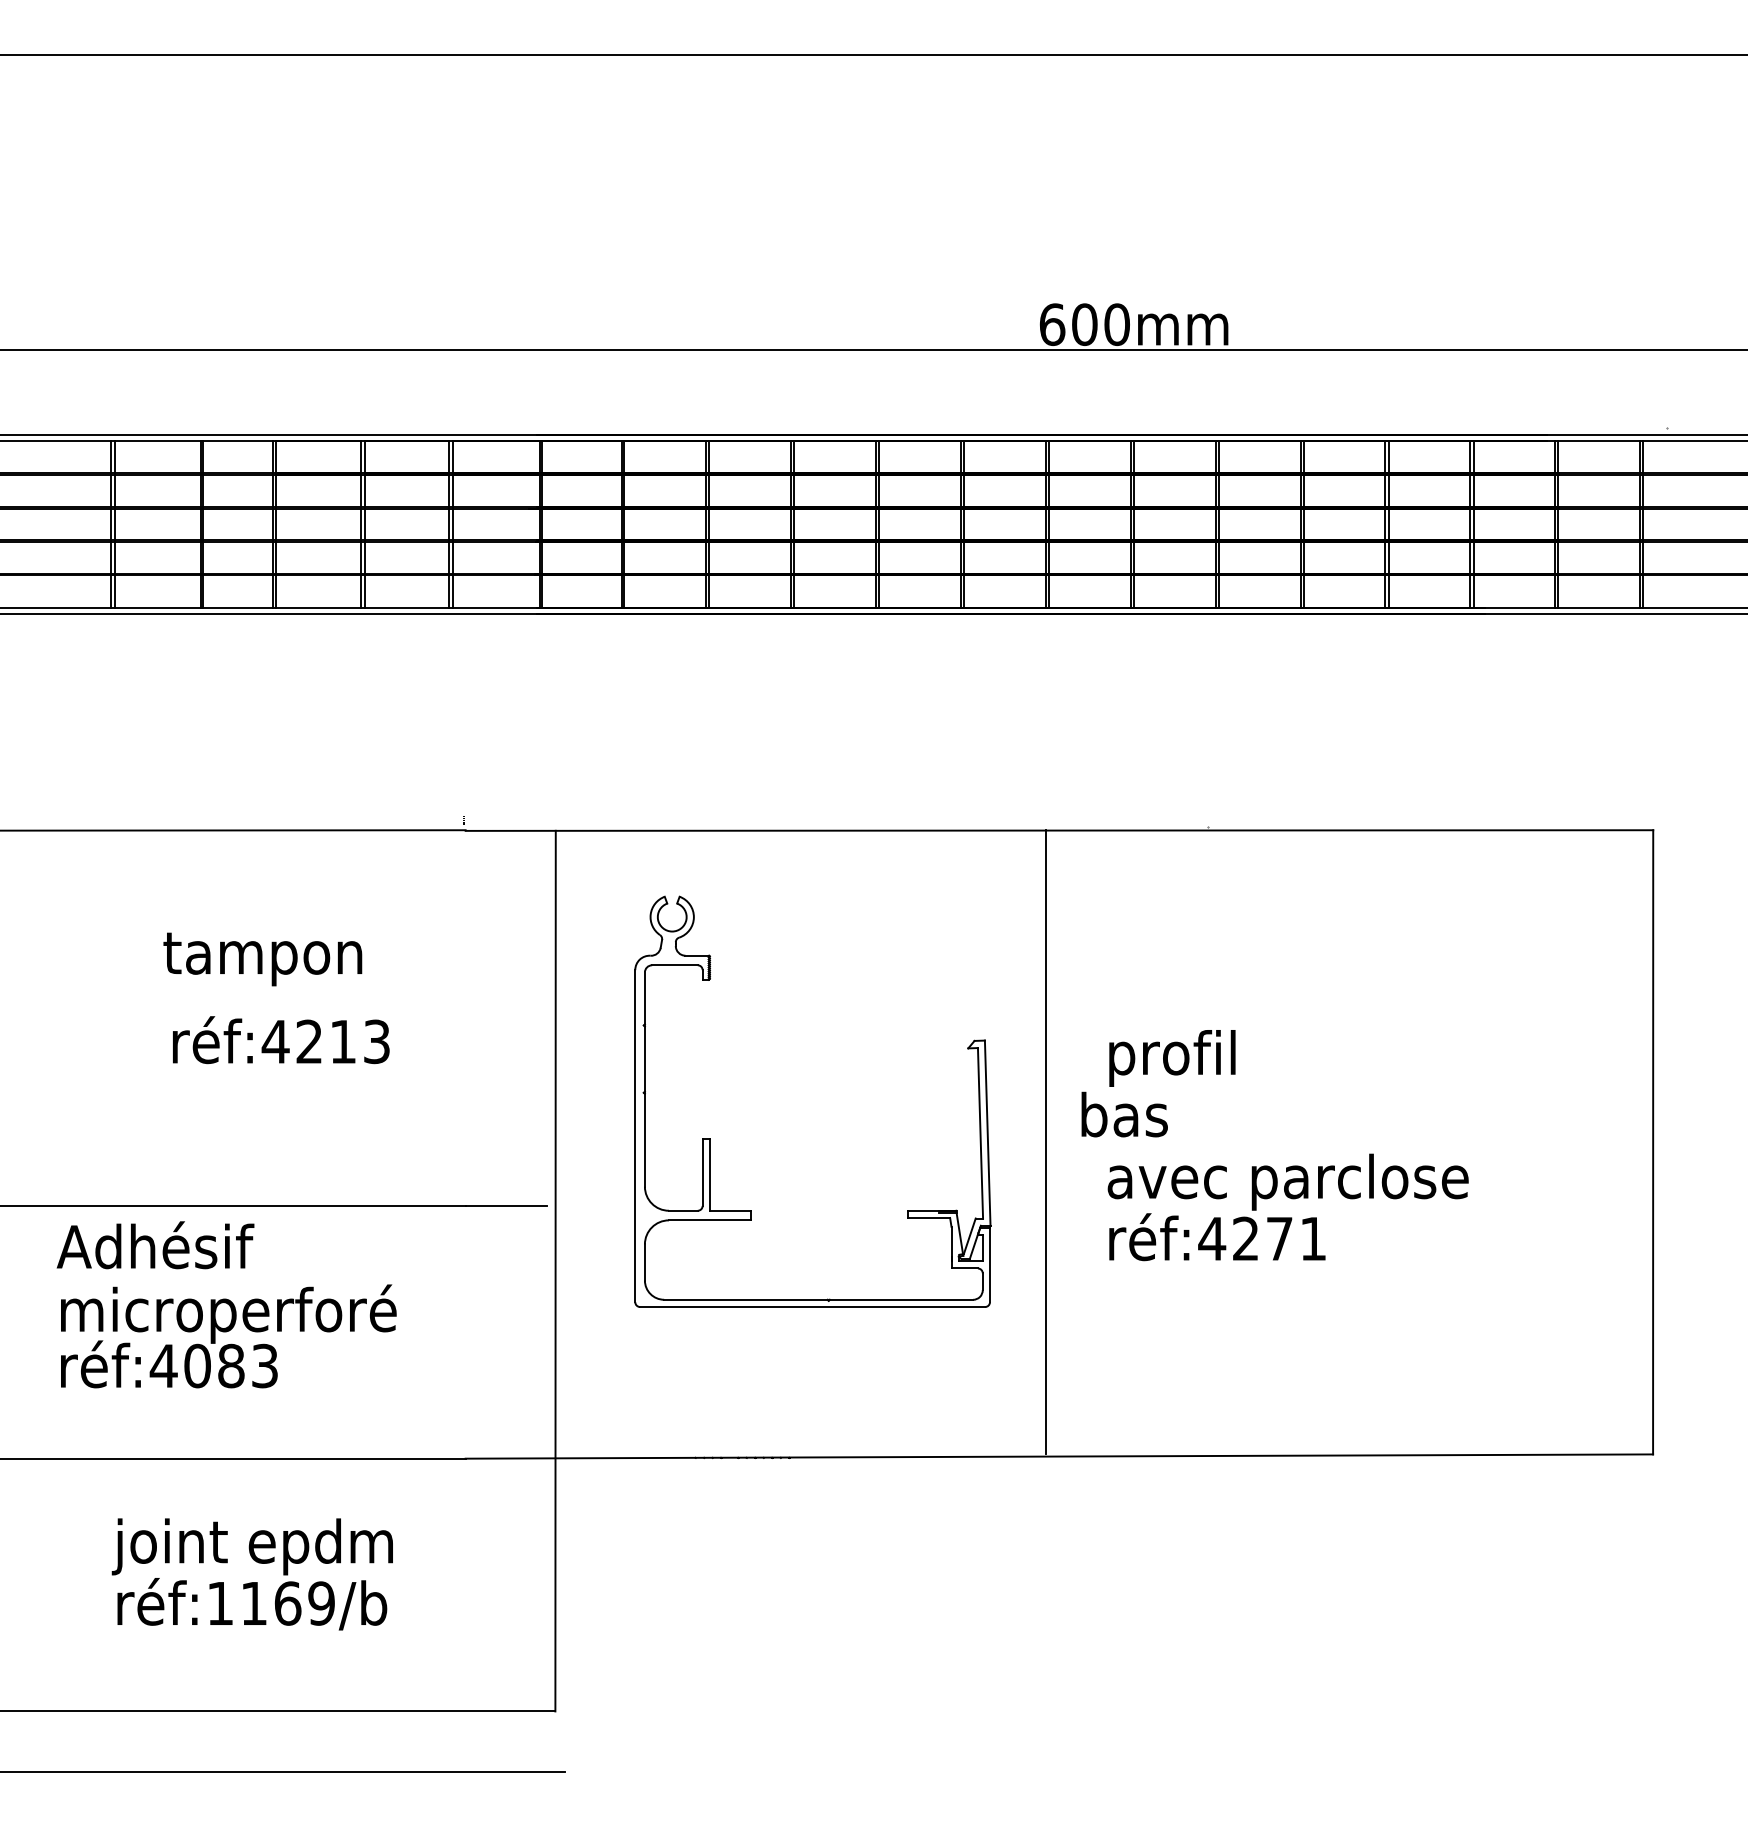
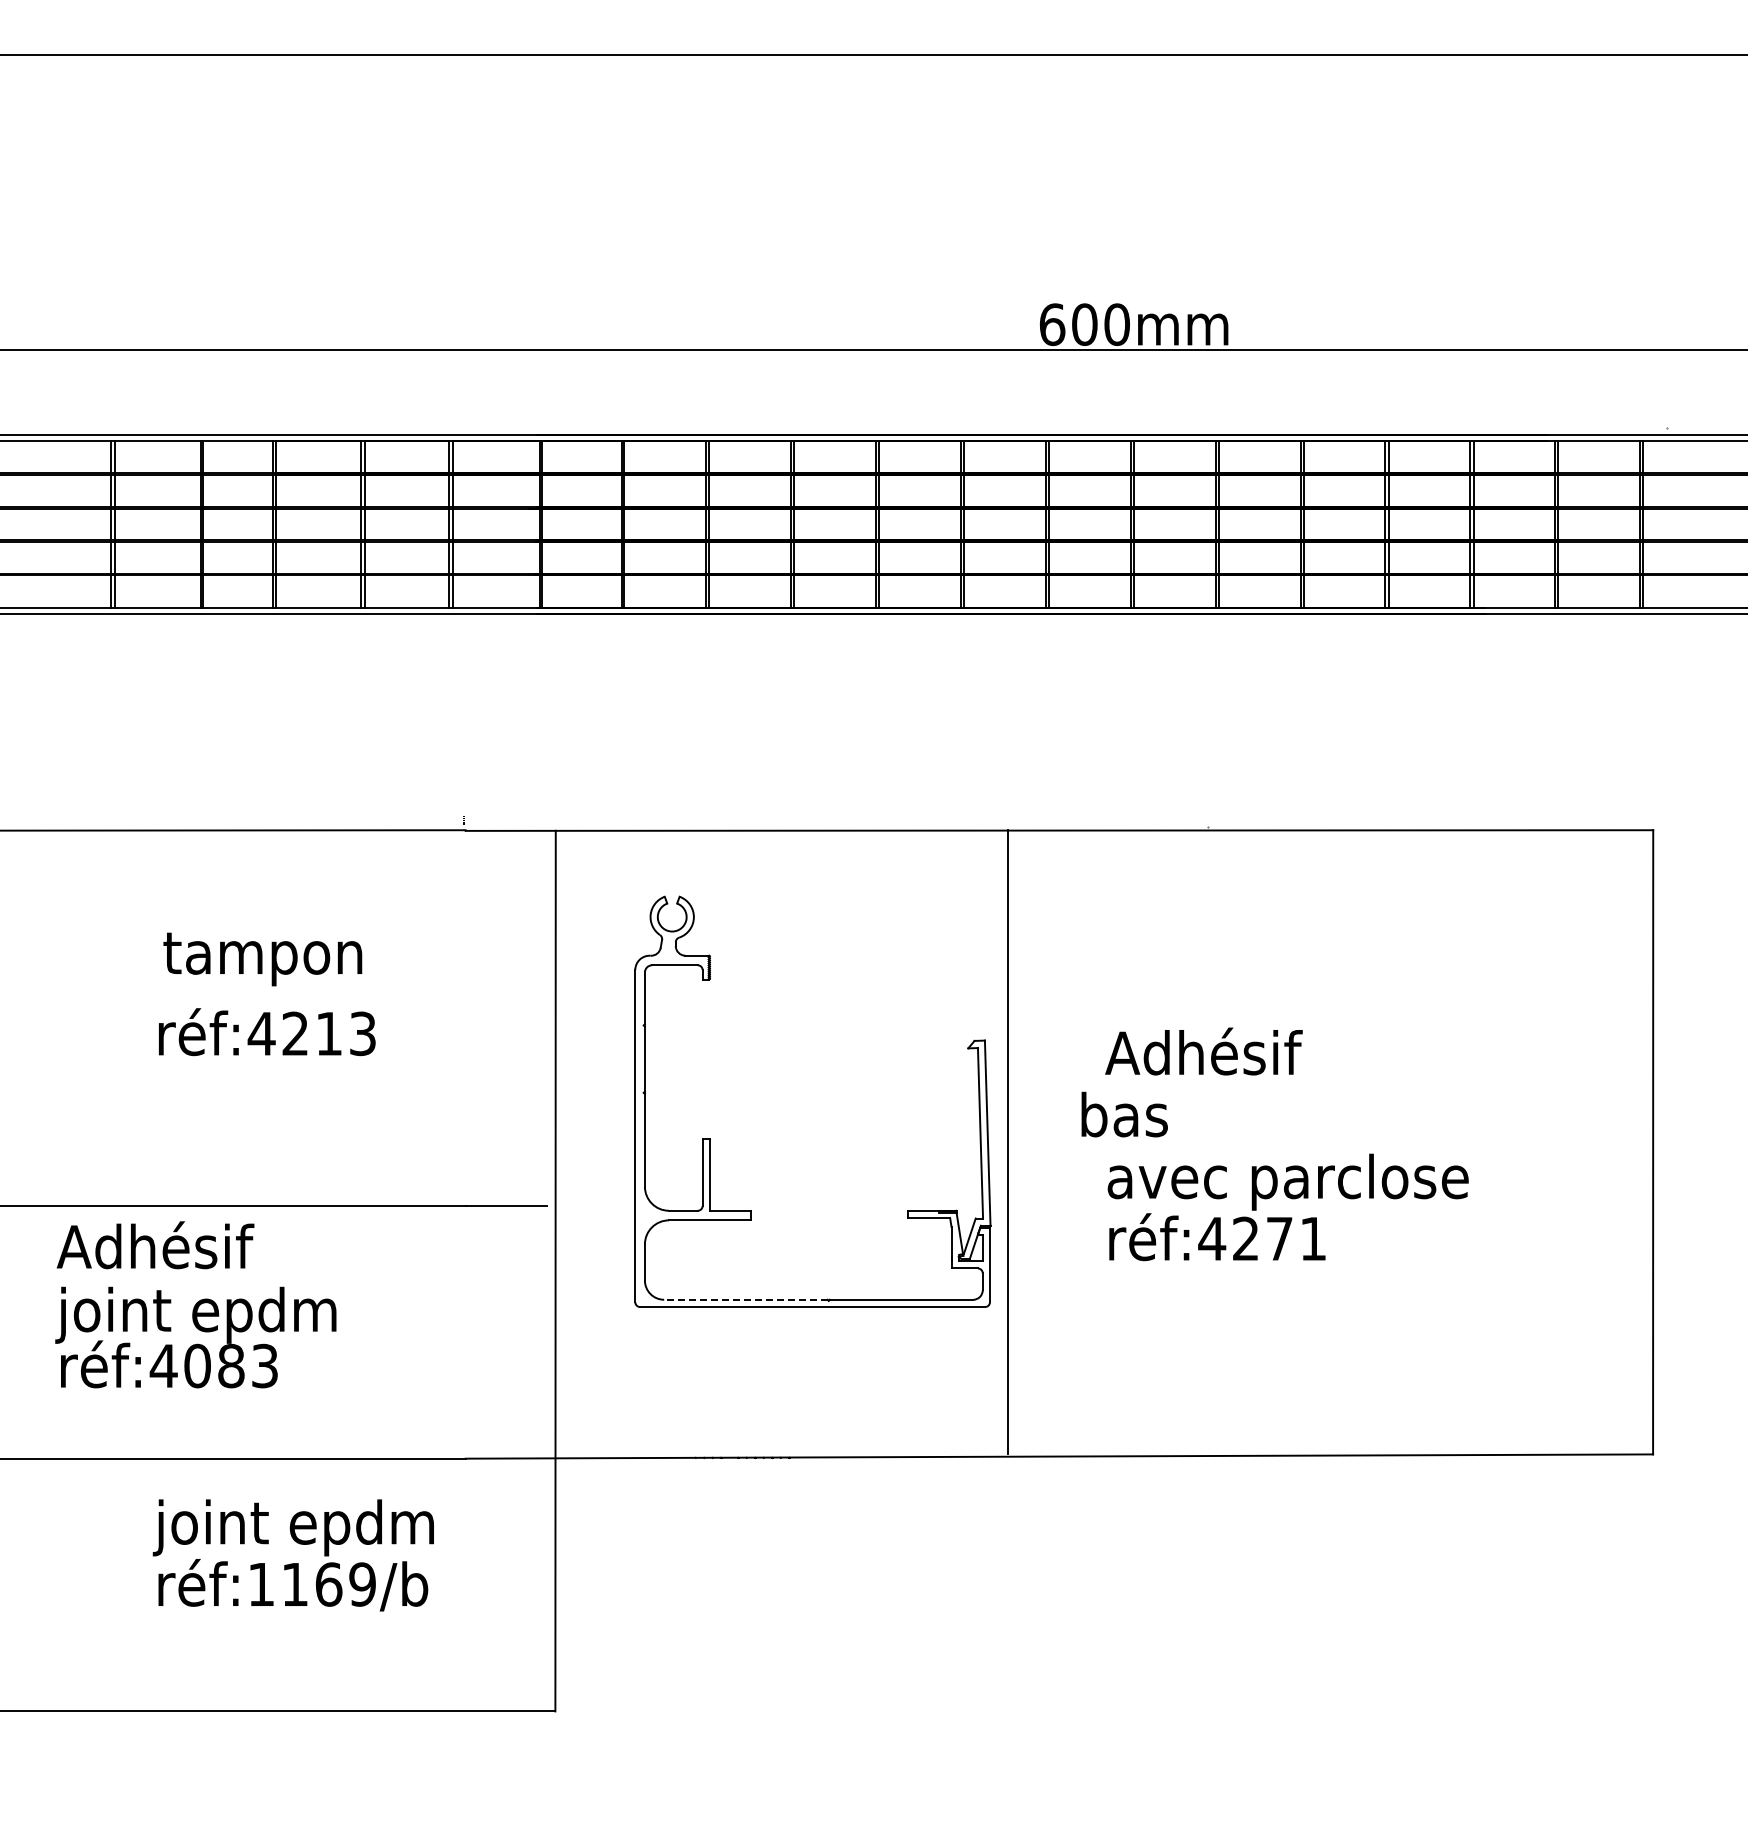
text position: (281, 1040) -> (267, 1032) (267, 1032)
text: profil -> Adhésif (1203, 1056)
line position: (1046, 1142) -> (1008, 1142) (1008, 1142)
line: solid -> dashed (745, 1299)
text: microperforé -> joint epdm (225, 1313)
text position: (251, 1574) -> (292, 1555) (292, 1555)
line: present -> none (283, 1771)
